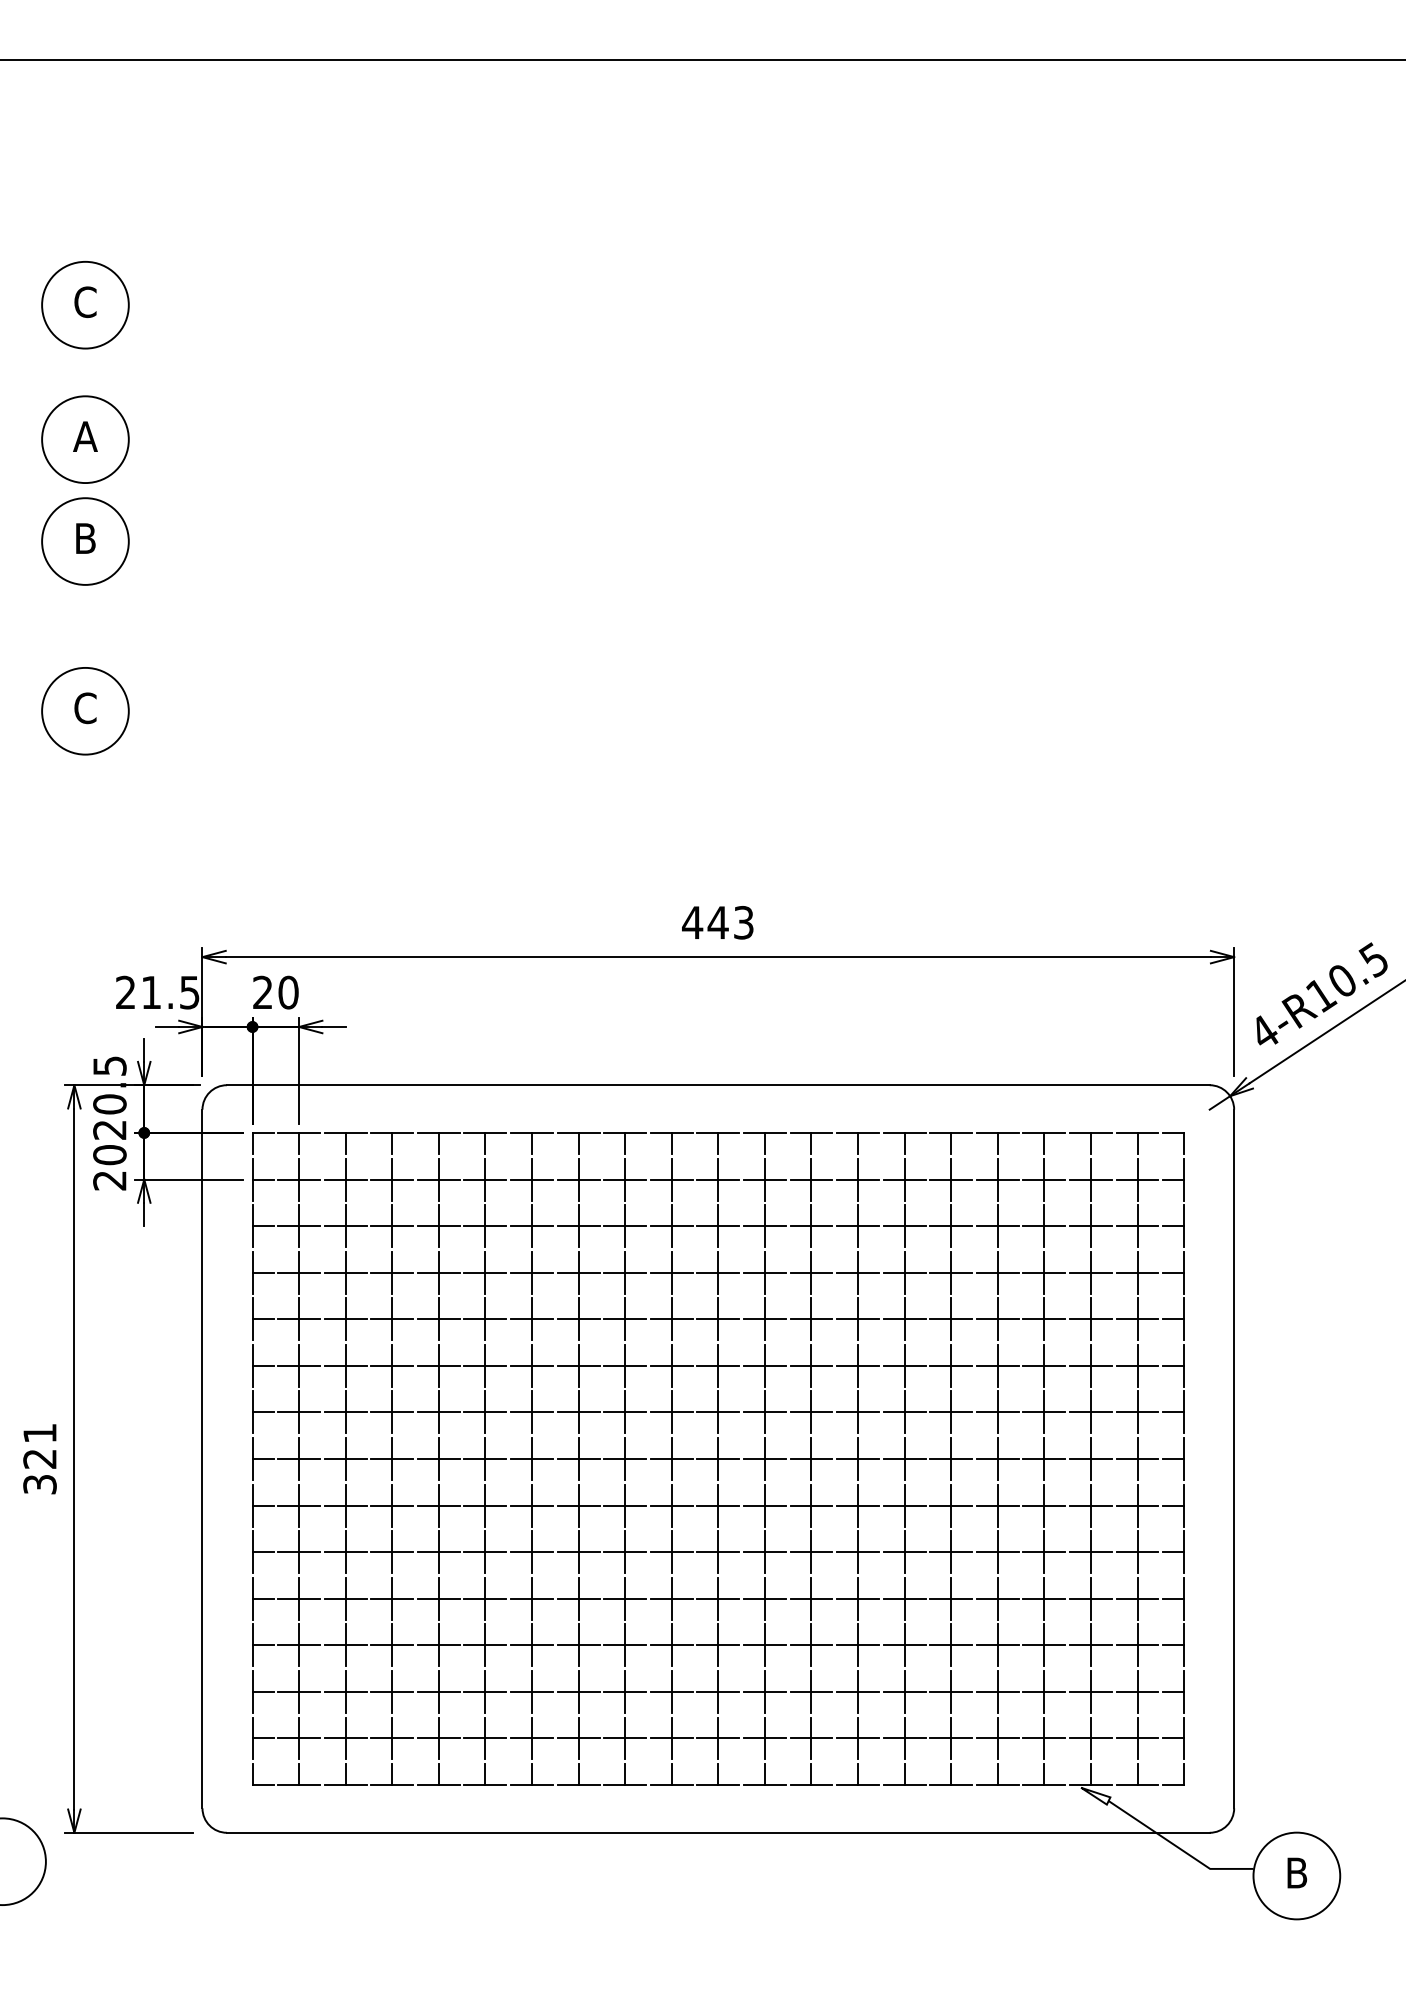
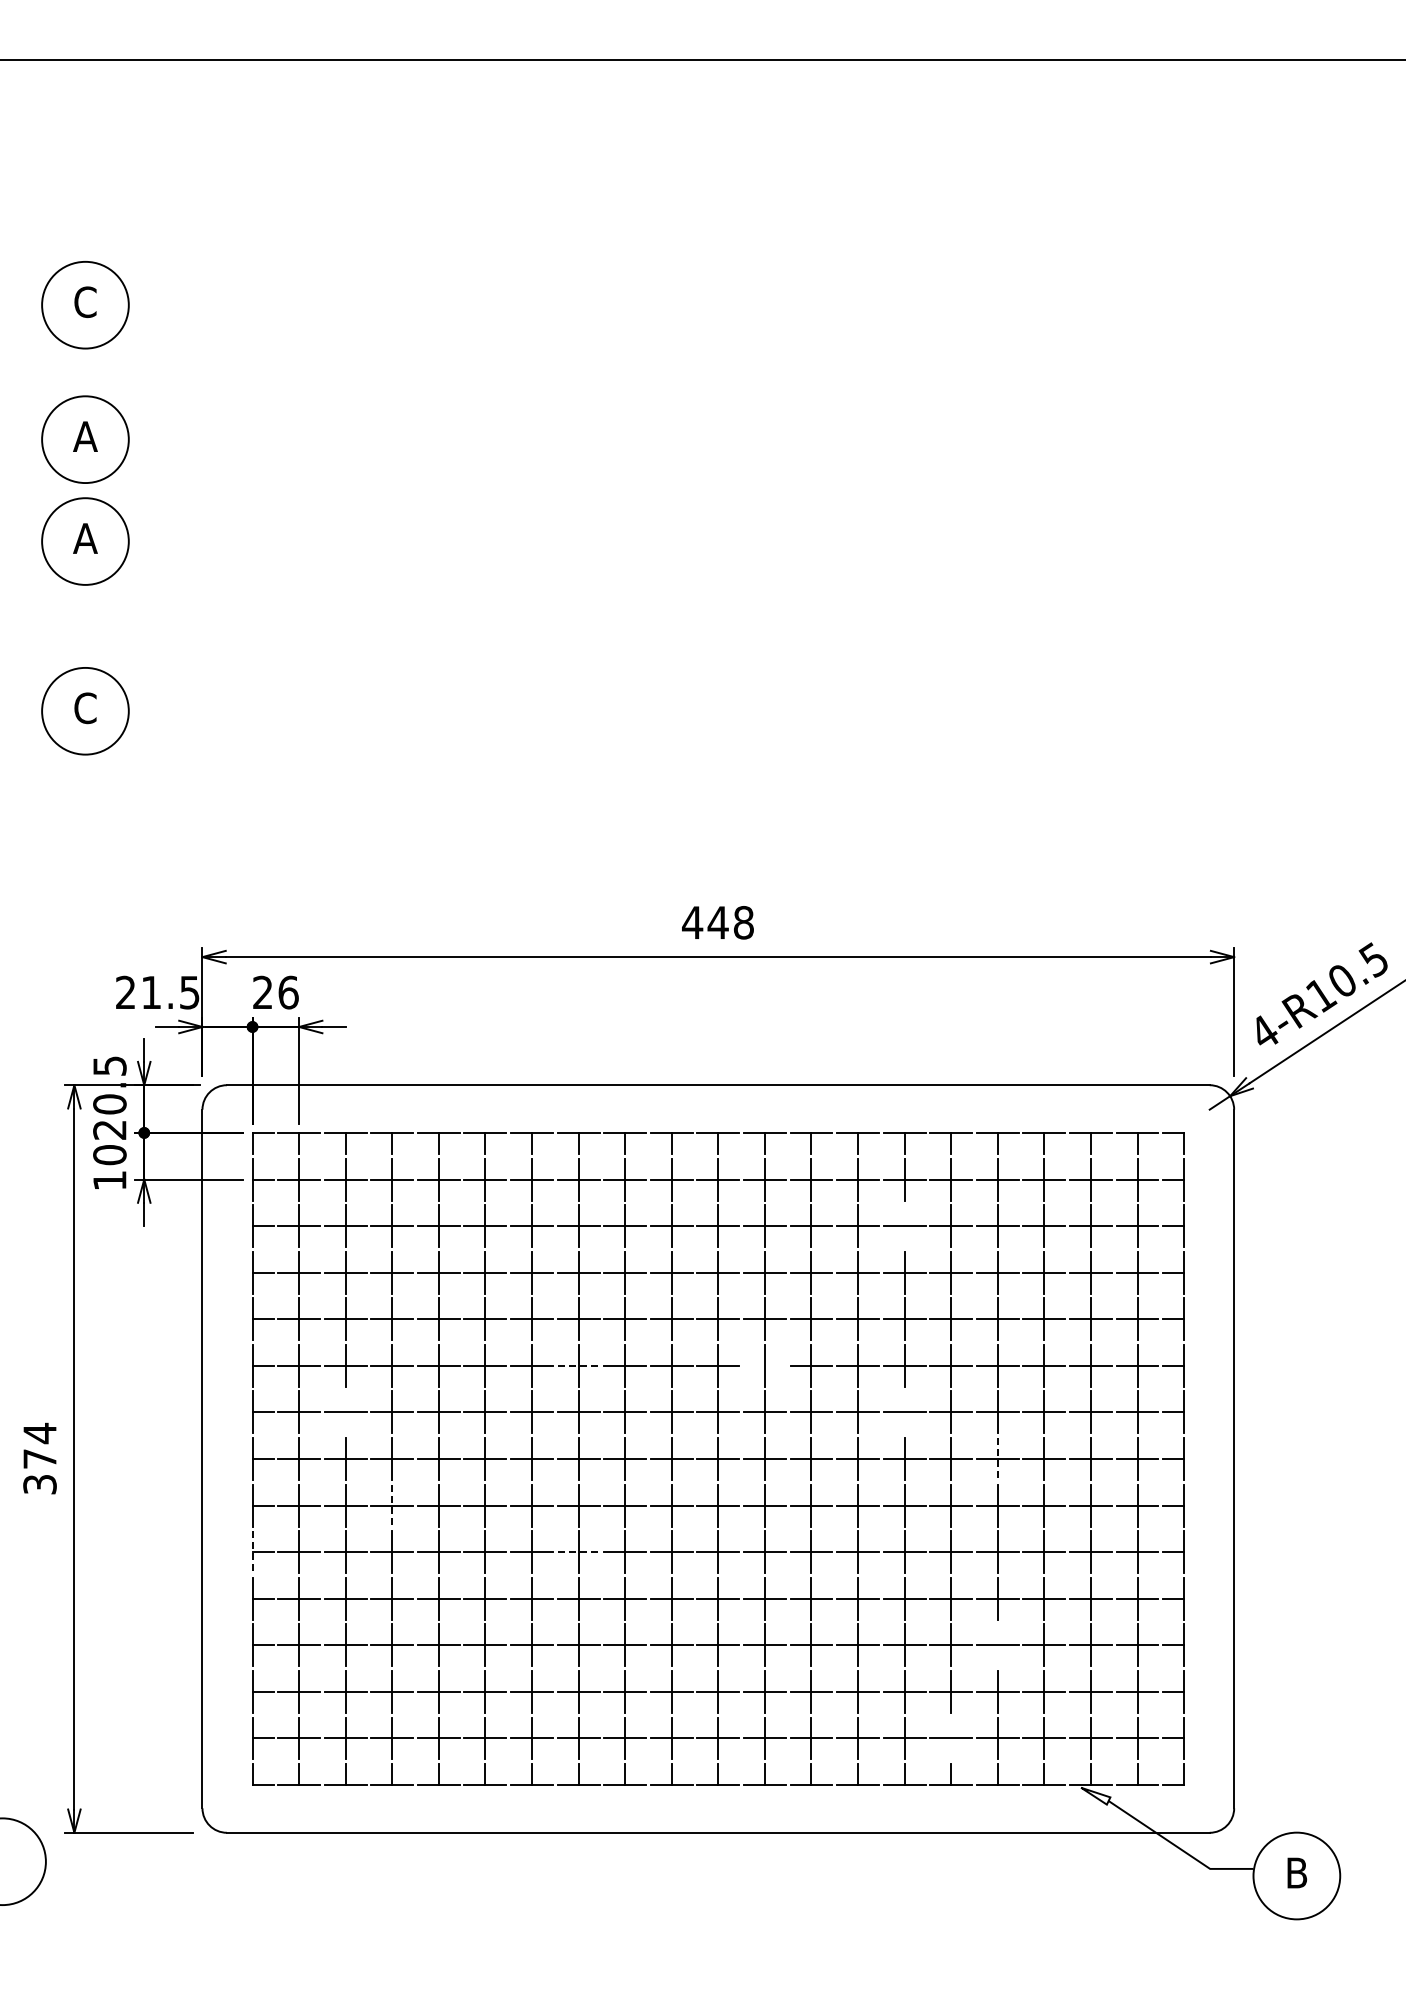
text: B -> A (85, 538)
text: 443 -> 448 (743, 922)
text: 20 -> 26 (288, 992)
text: 20 -> 10 (109, 1180)
line: present -> none (904, 1226)
line: solid -> dashed (578, 1365)
line: present -> none (764, 1365)
line: present -> none (345, 1412)
line: present -> none (904, 1412)
text: 321 -> 374 (39, 1445)
line: solid -> dashed (997, 1459)
line: solid -> dashed (392, 1505)
line: solid -> dashed (252, 1552)
line: solid -> dashed (578, 1552)
line: present -> none (997, 1645)
line: present -> none (951, 1738)
